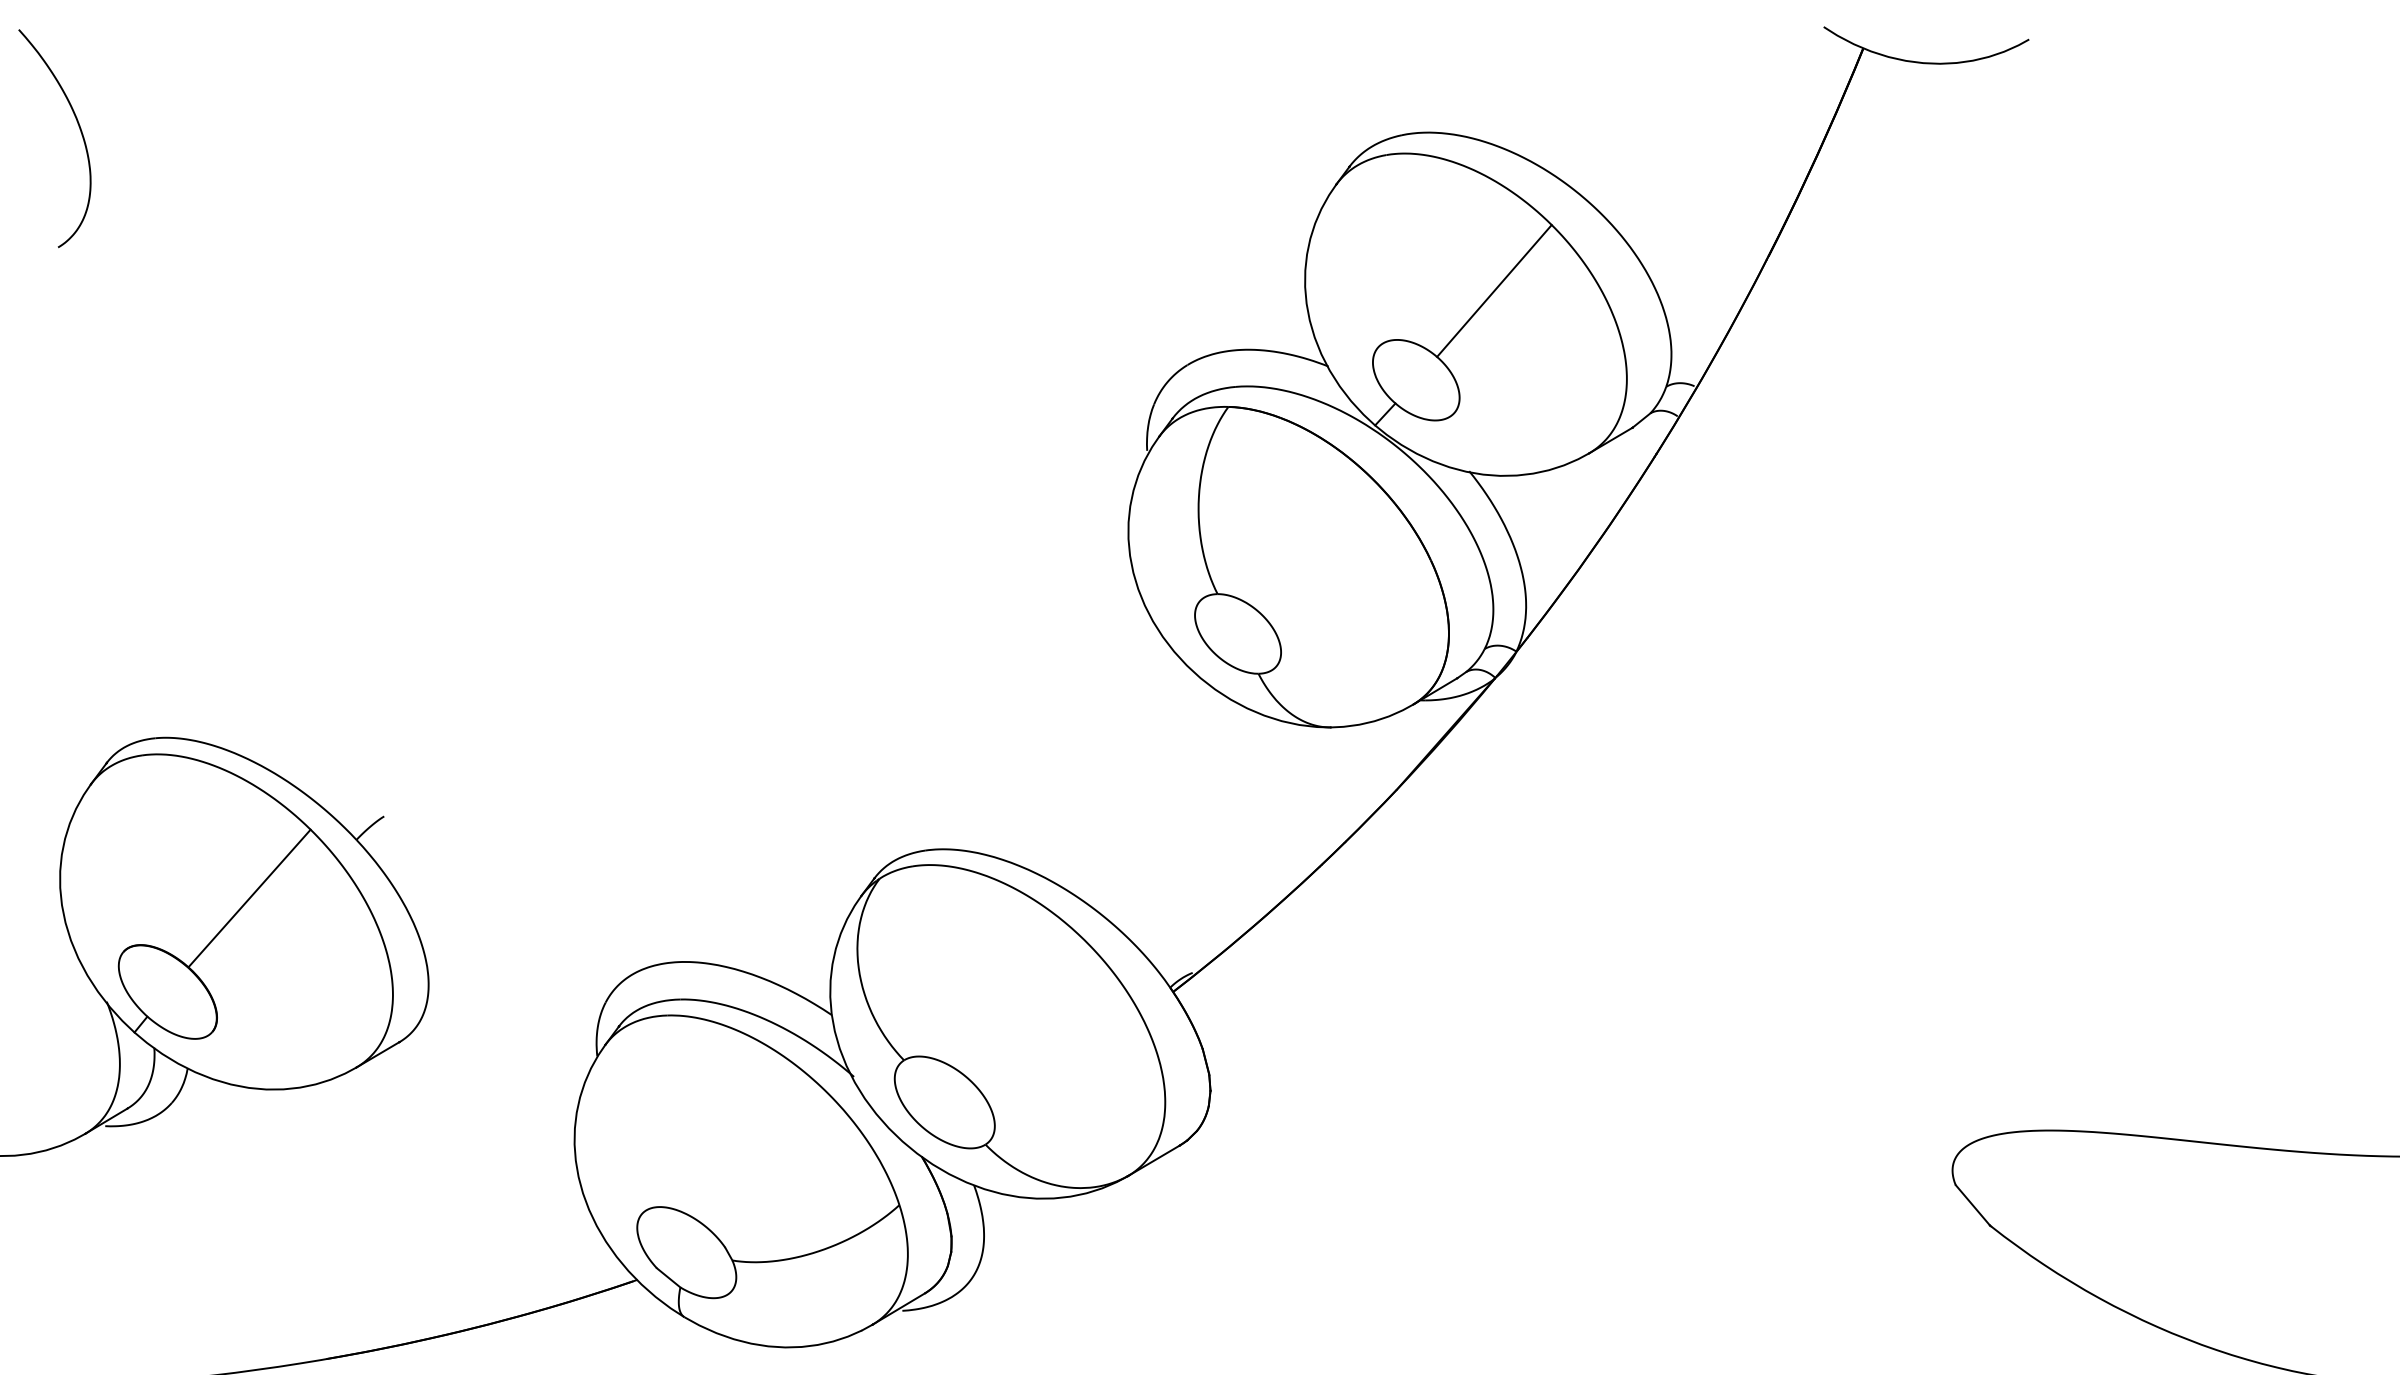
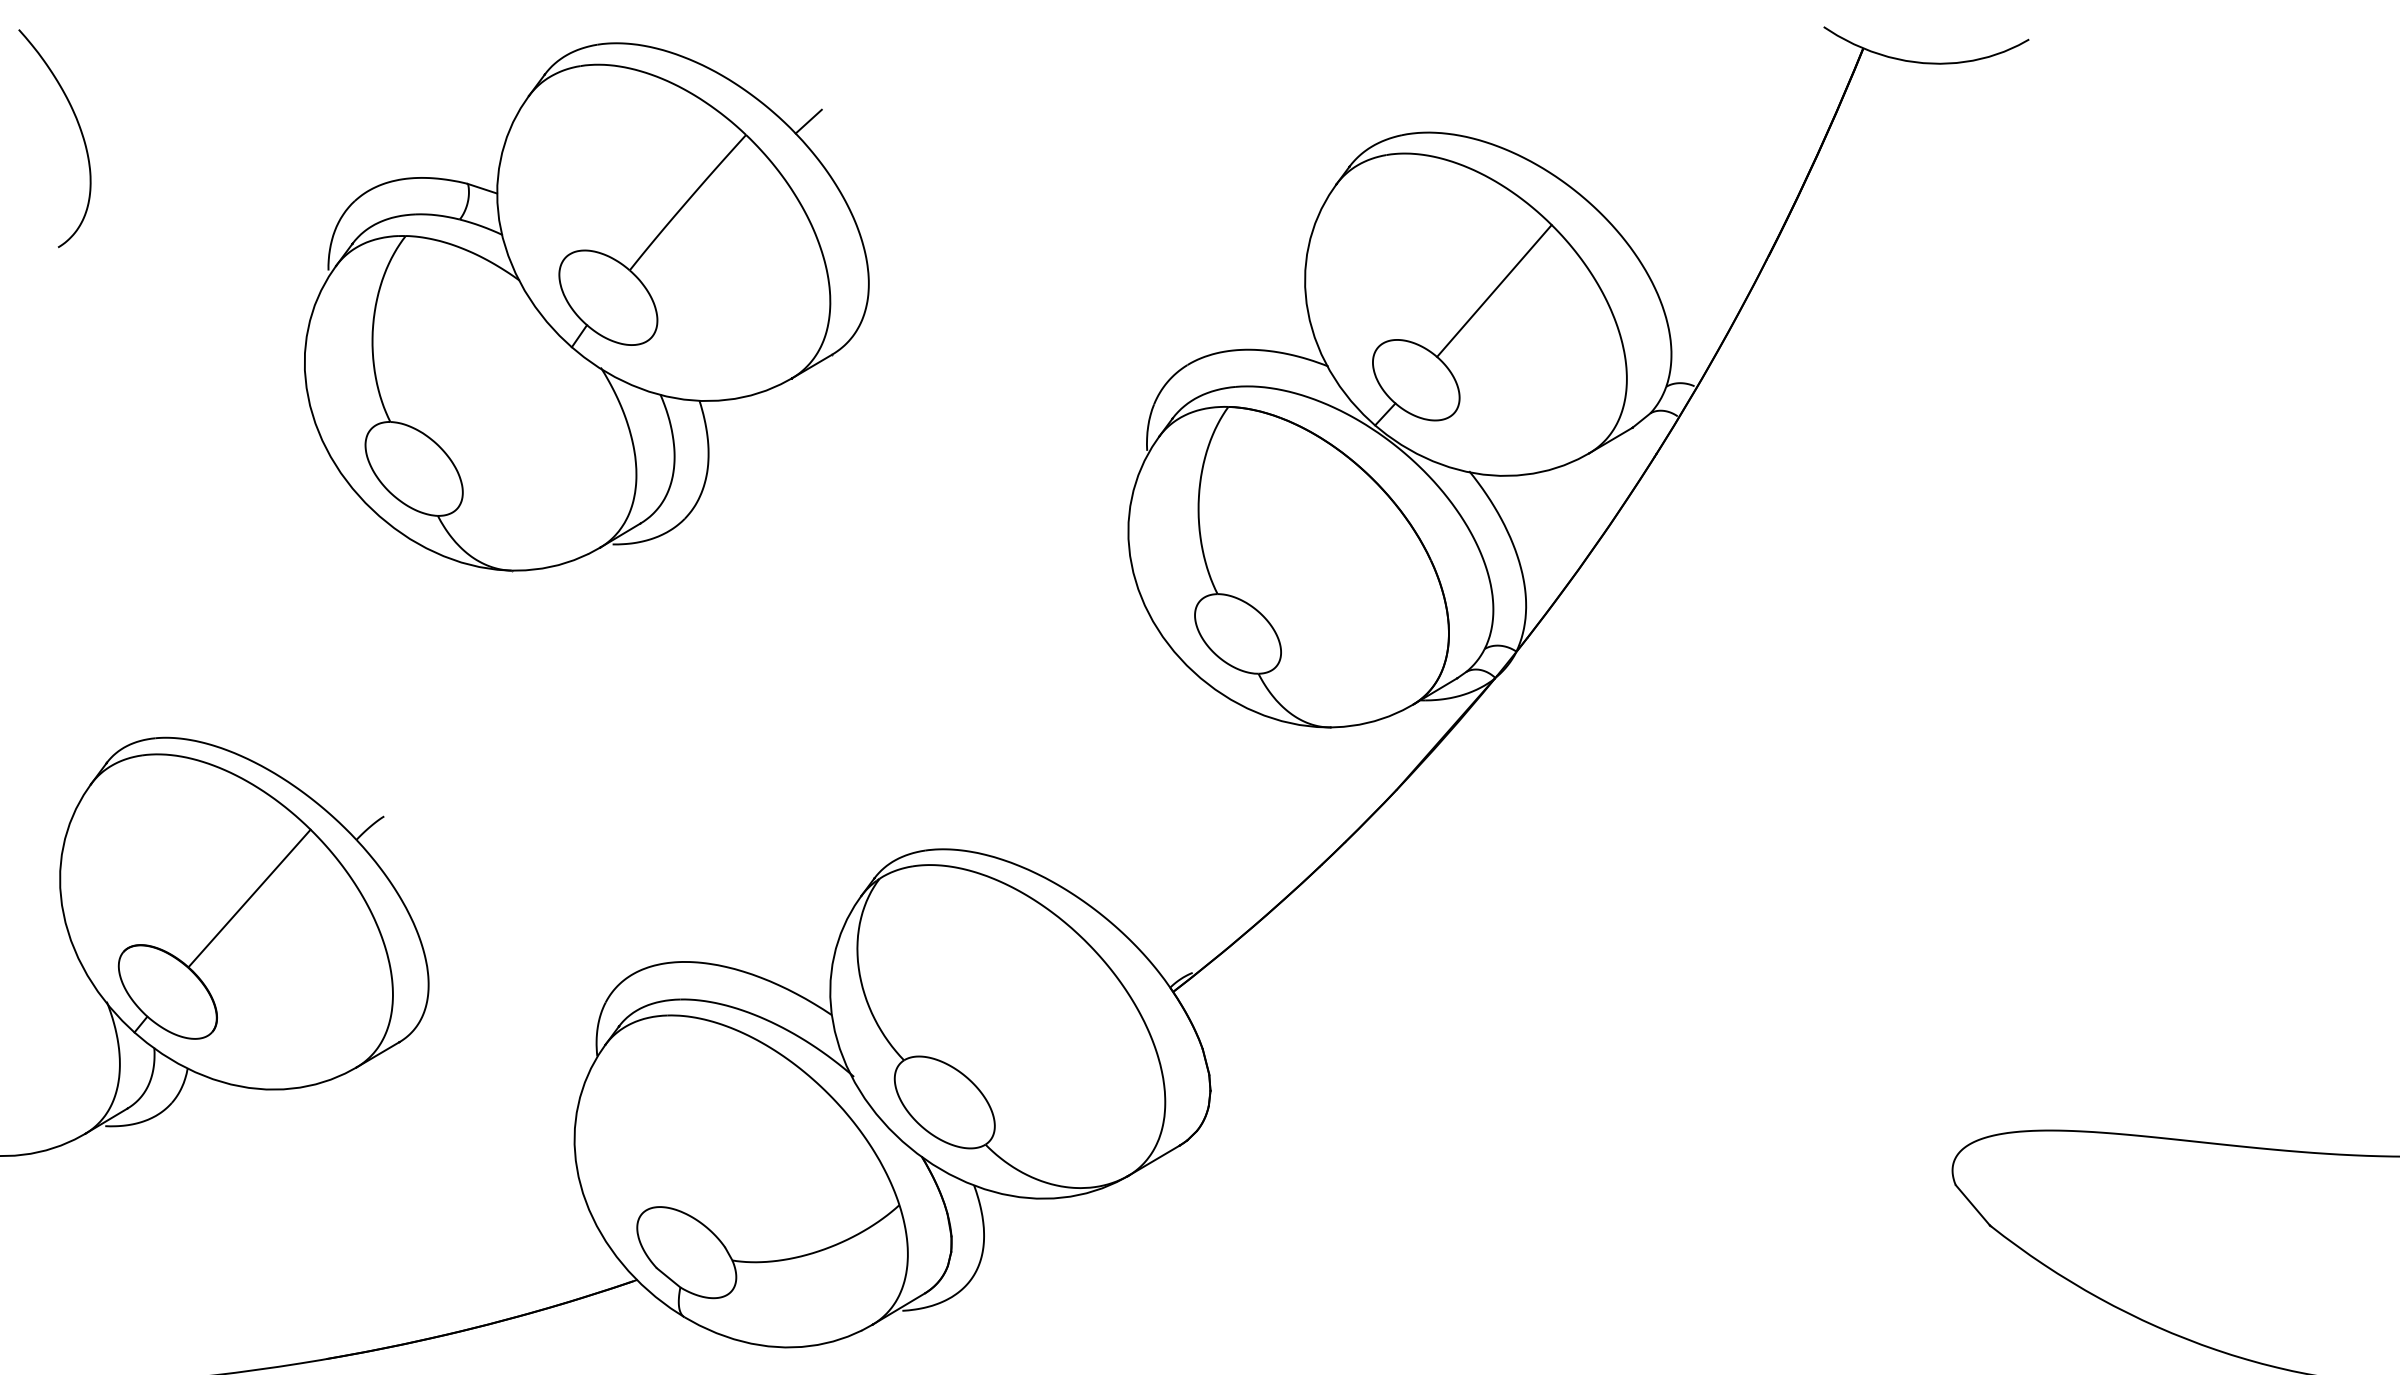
part: none -> present (586, 307)
